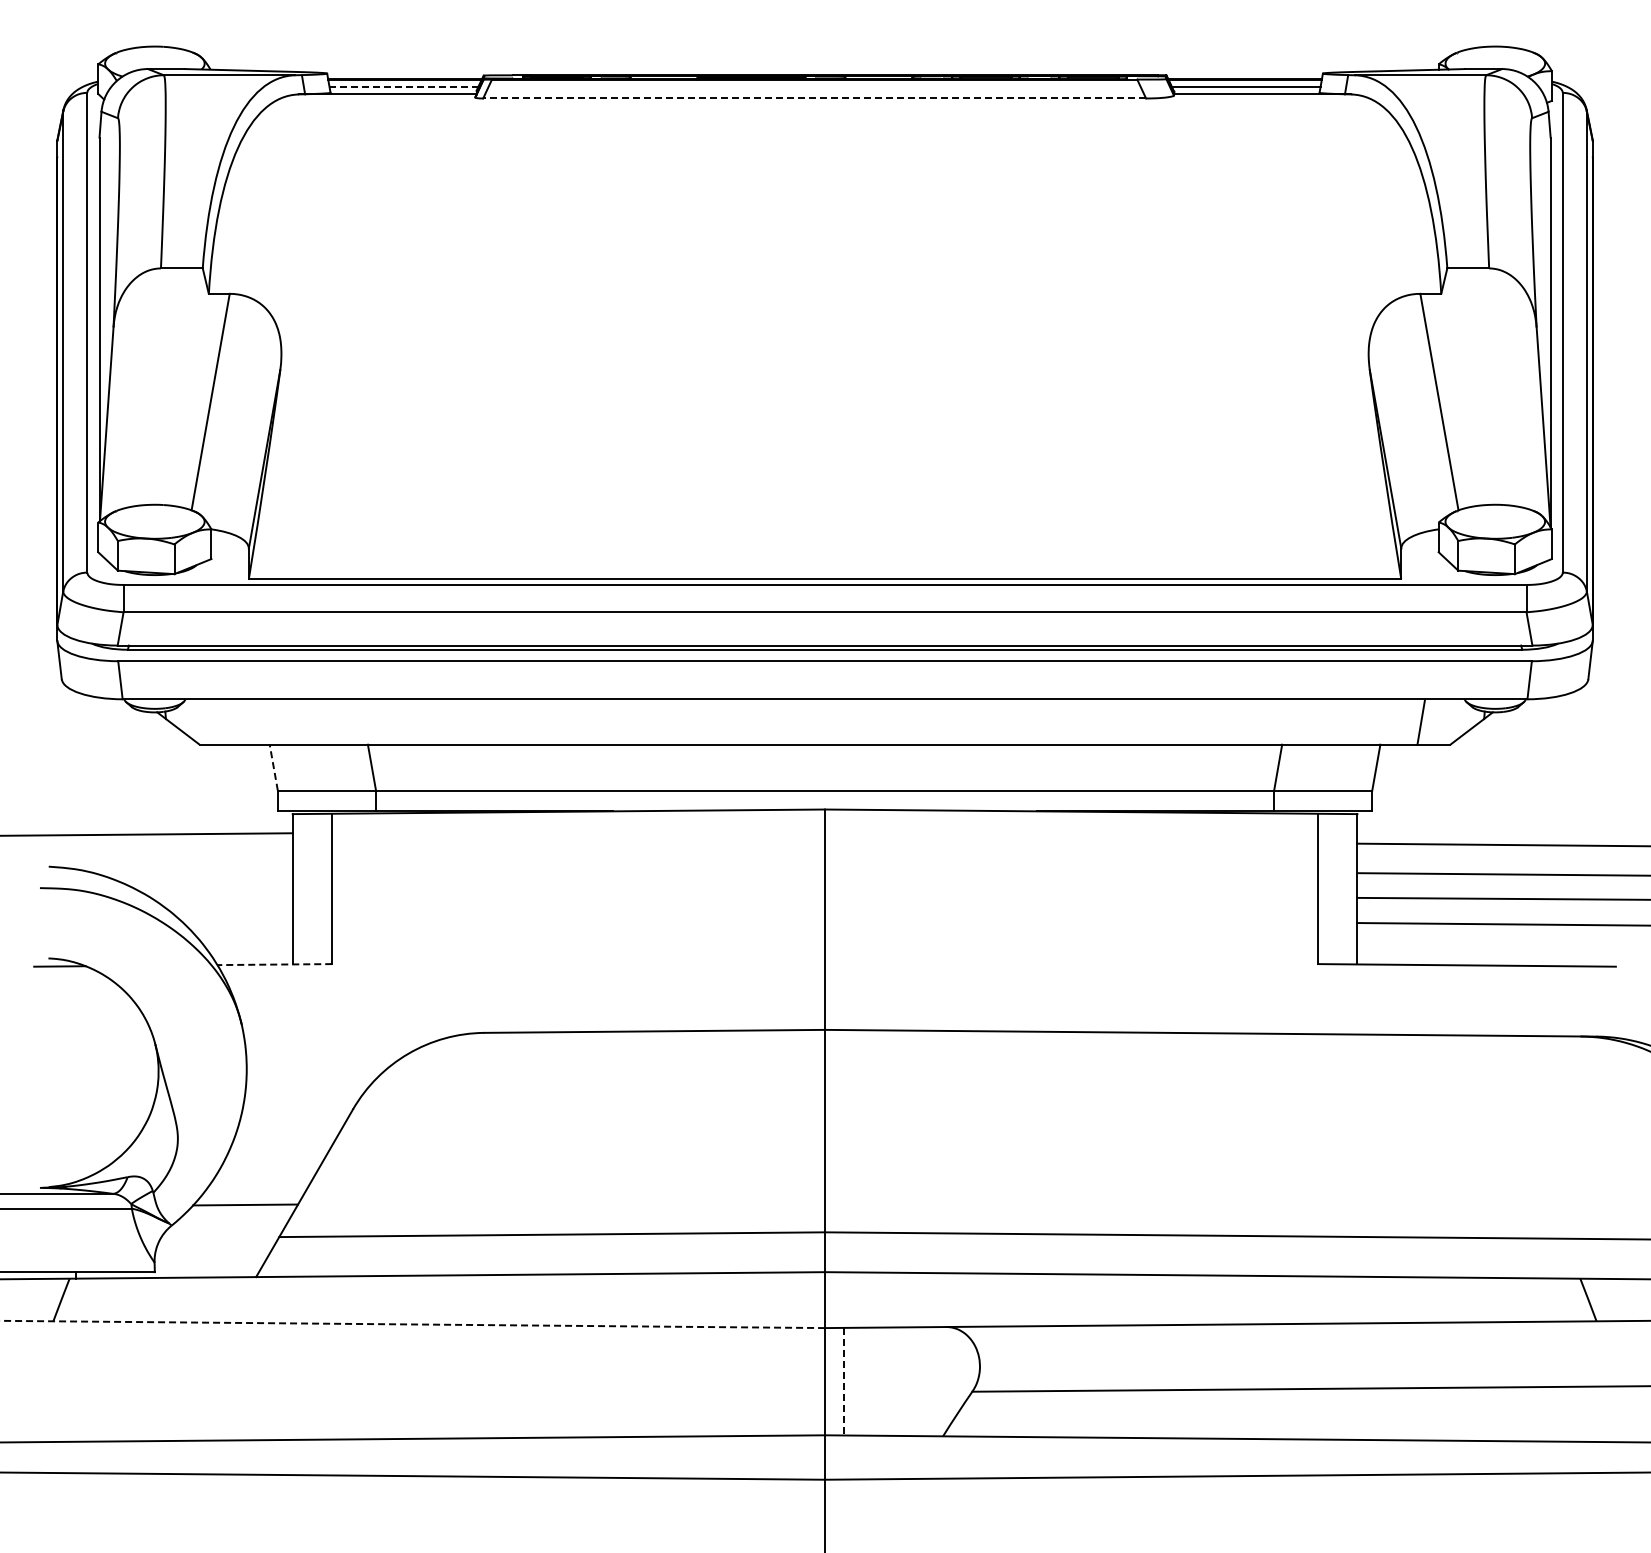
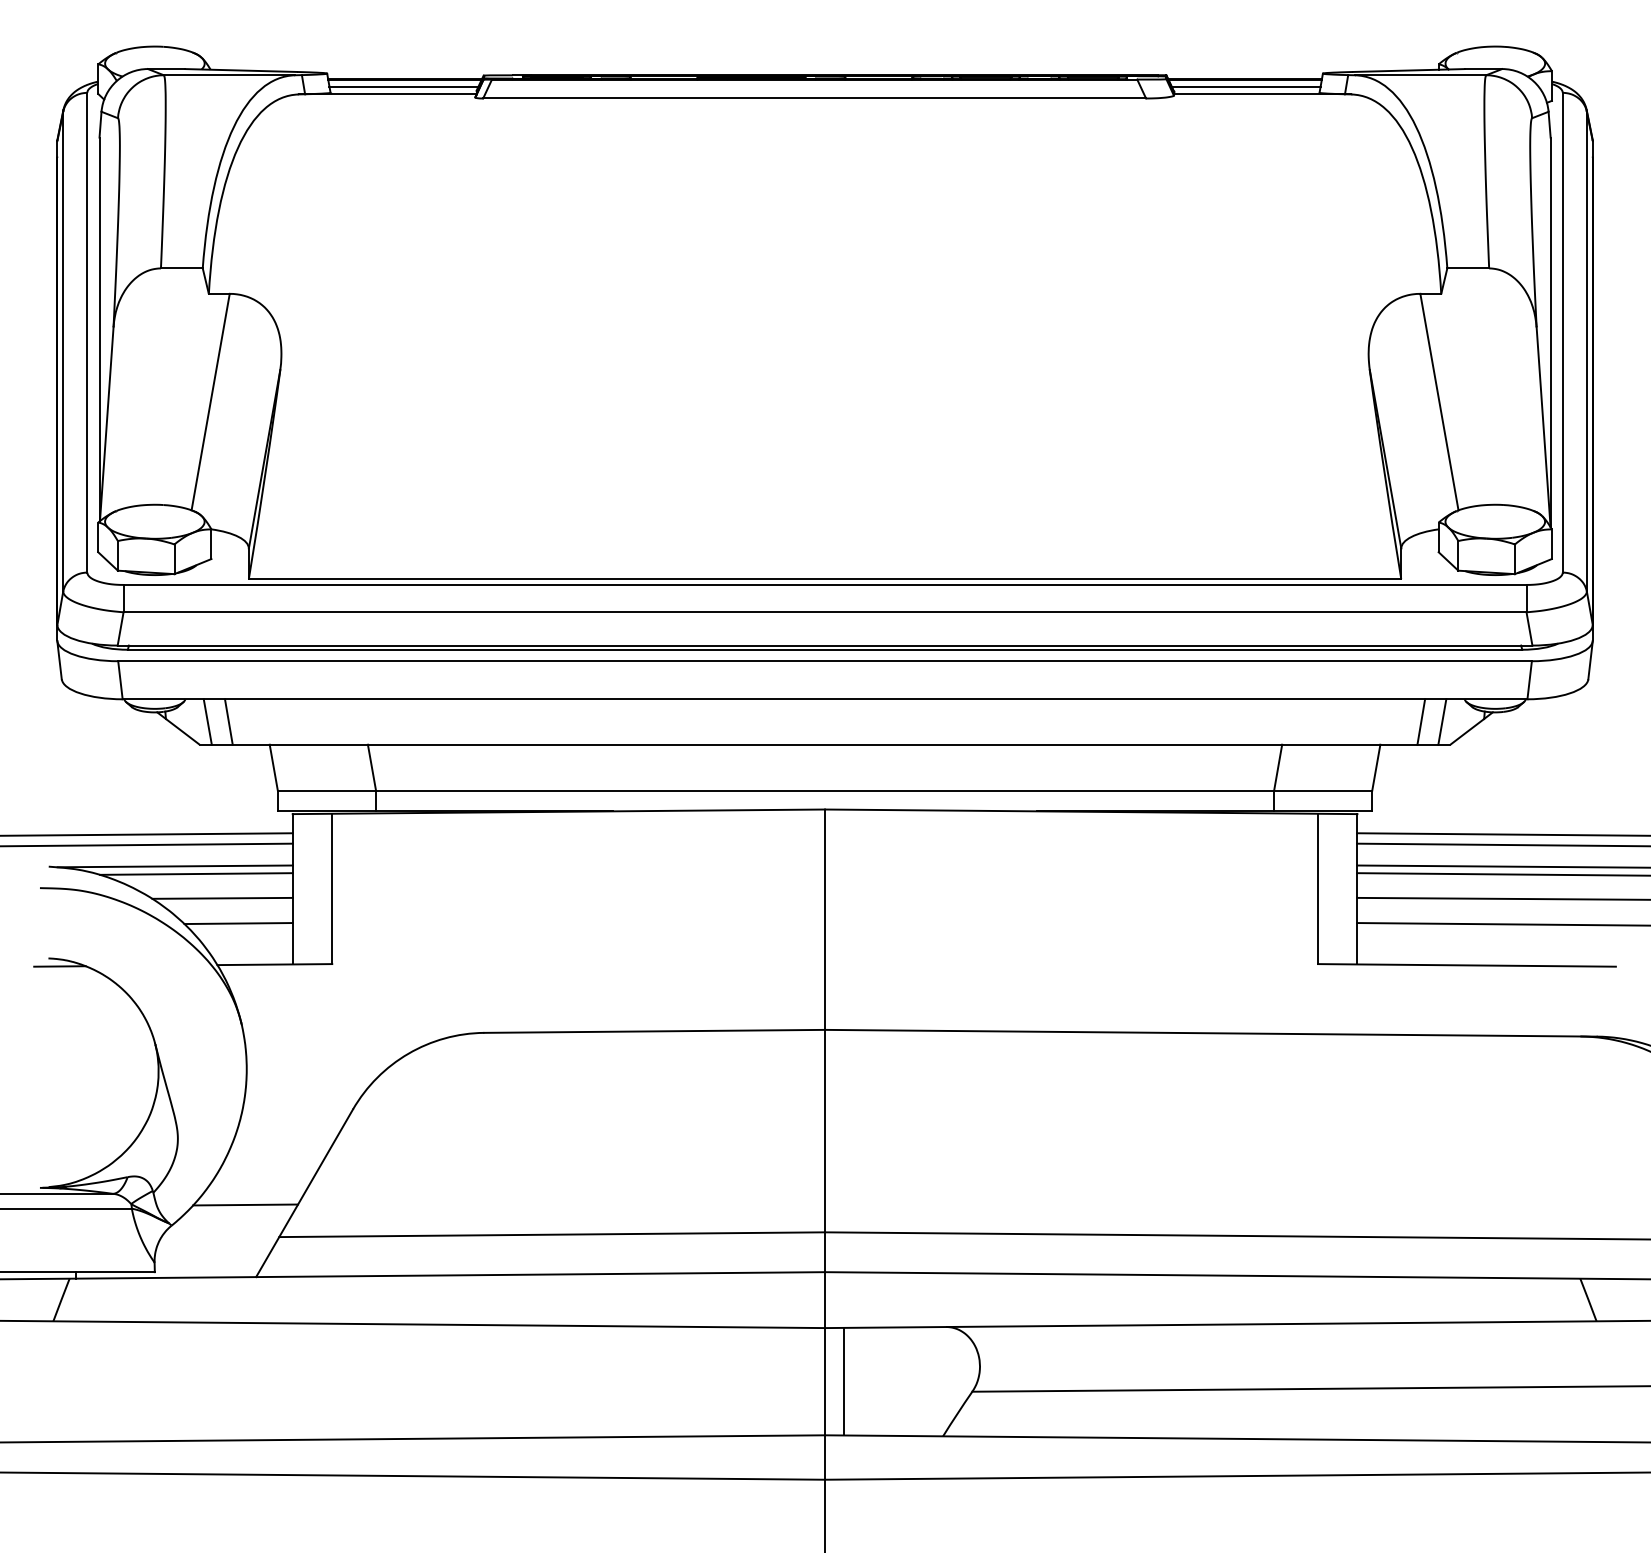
line: dashed -> solid (404, 86)
line: dashed -> solid (814, 98)
line: none -> present (207, 721)
line: none -> present (228, 721)
line: none -> present (1442, 721)
line: dashed -> solid (273, 767)
line: none -> present (1502, 834)
line: none -> present (147, 844)
line: none -> present (174, 866)
line: none -> present (1502, 866)
line: none -> present (196, 873)
line: none -> present (222, 897)
line: none -> present (238, 923)
line: dashed -> solid (274, 964)
line: dashed -> solid (412, 1324)
line: dashed -> solid (844, 1381)
